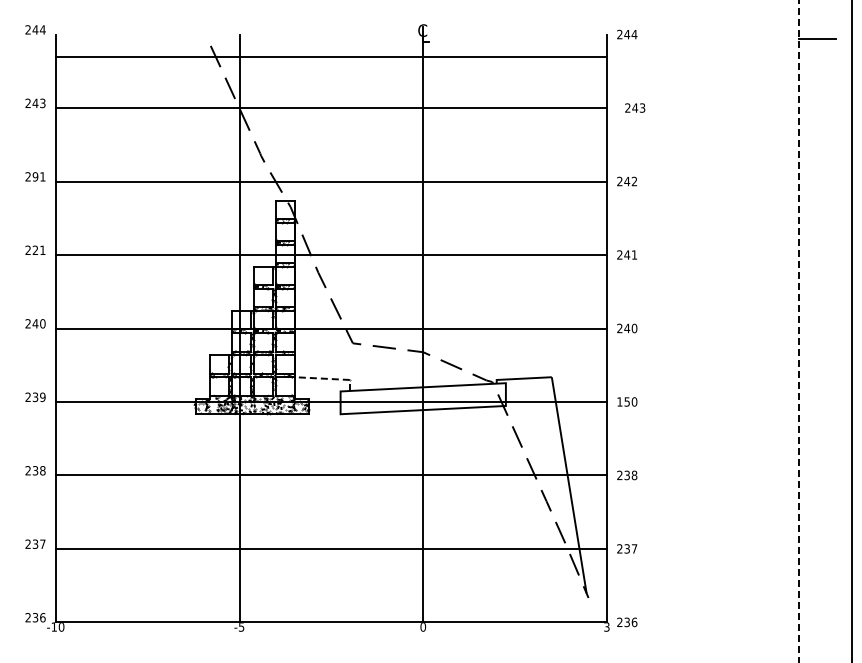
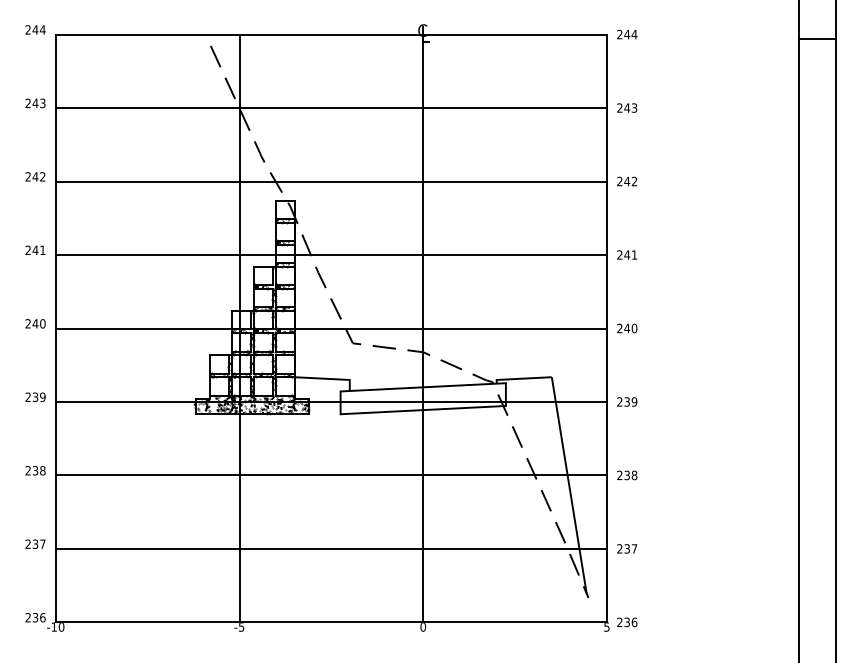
line position: (330, 56) -> (330, 34) (330, 34)
text position: (635, 107) -> (627, 107) (627, 107)
text: 291 -> 242 (38, 176)
text: 221 -> 241 (35, 249)
line position: (852, 330) -> (836, 330) (836, 330)
line: dashed -> solid (799, 331)
line: dashed -> solid (328, 378)
text: 150 -> 239 (627, 401)
text: 3 -> 5 (606, 626)
